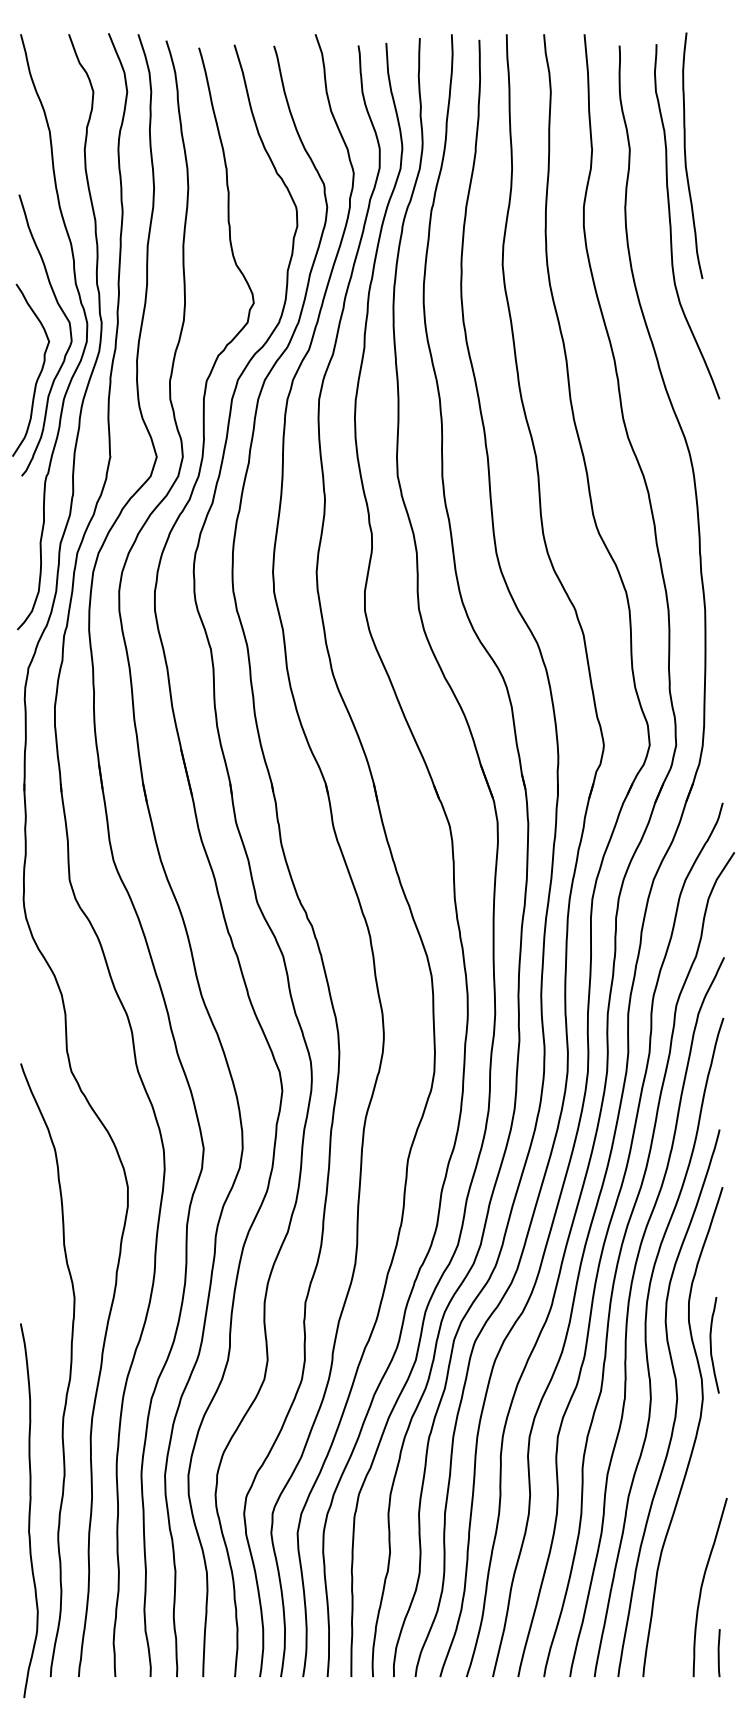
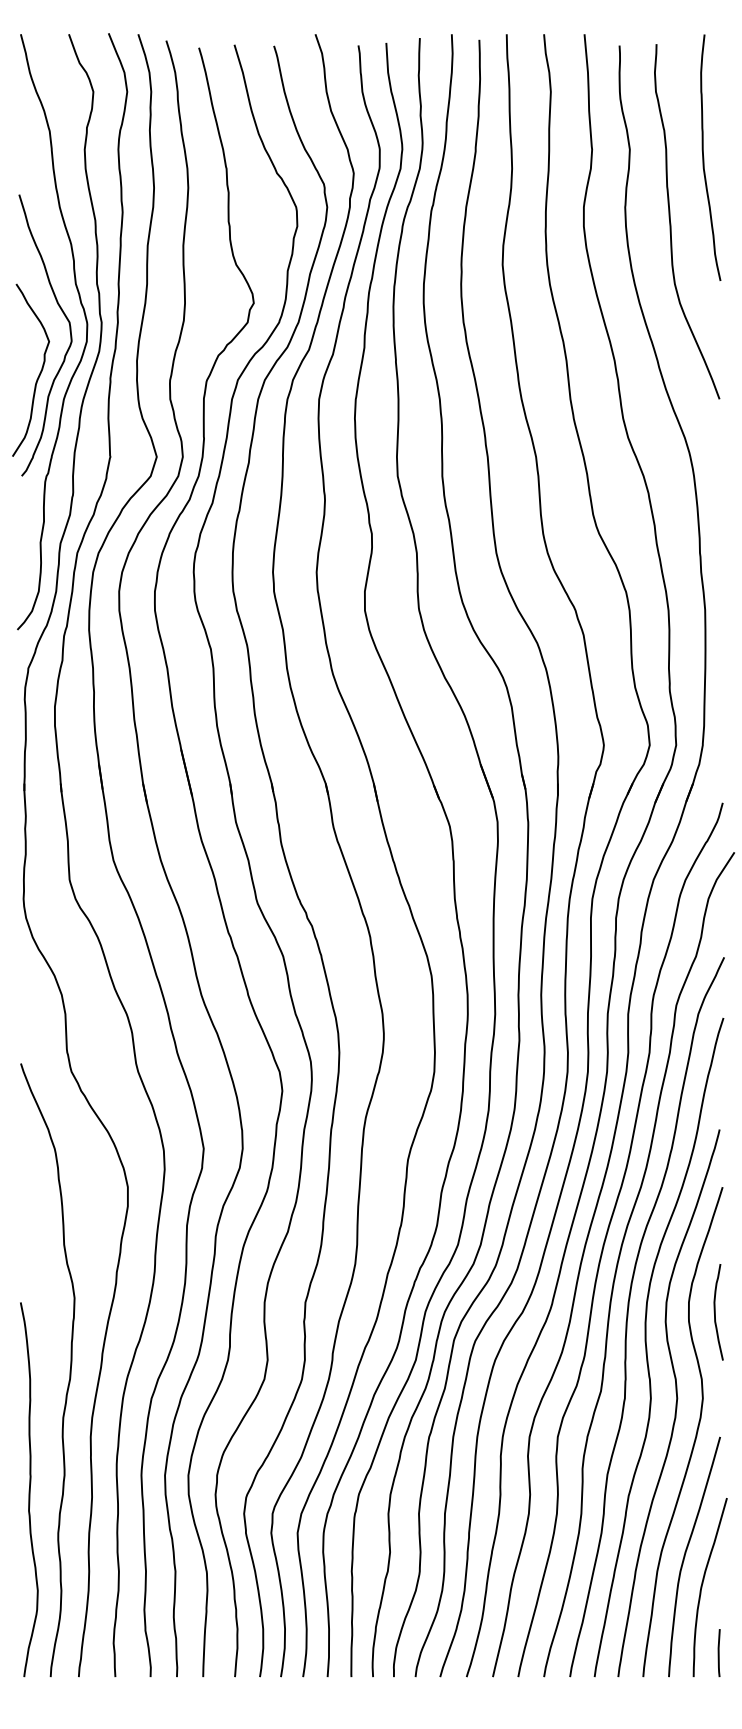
curve position: (686, 155) -> (704, 157) (704, 157)
curve position: (711, 1345) -> (715, 1312) (715, 1312)
curve position: (29, 1510) -> (29, 1489) (29, 1489)
curve: none -> present (686, 1553)
